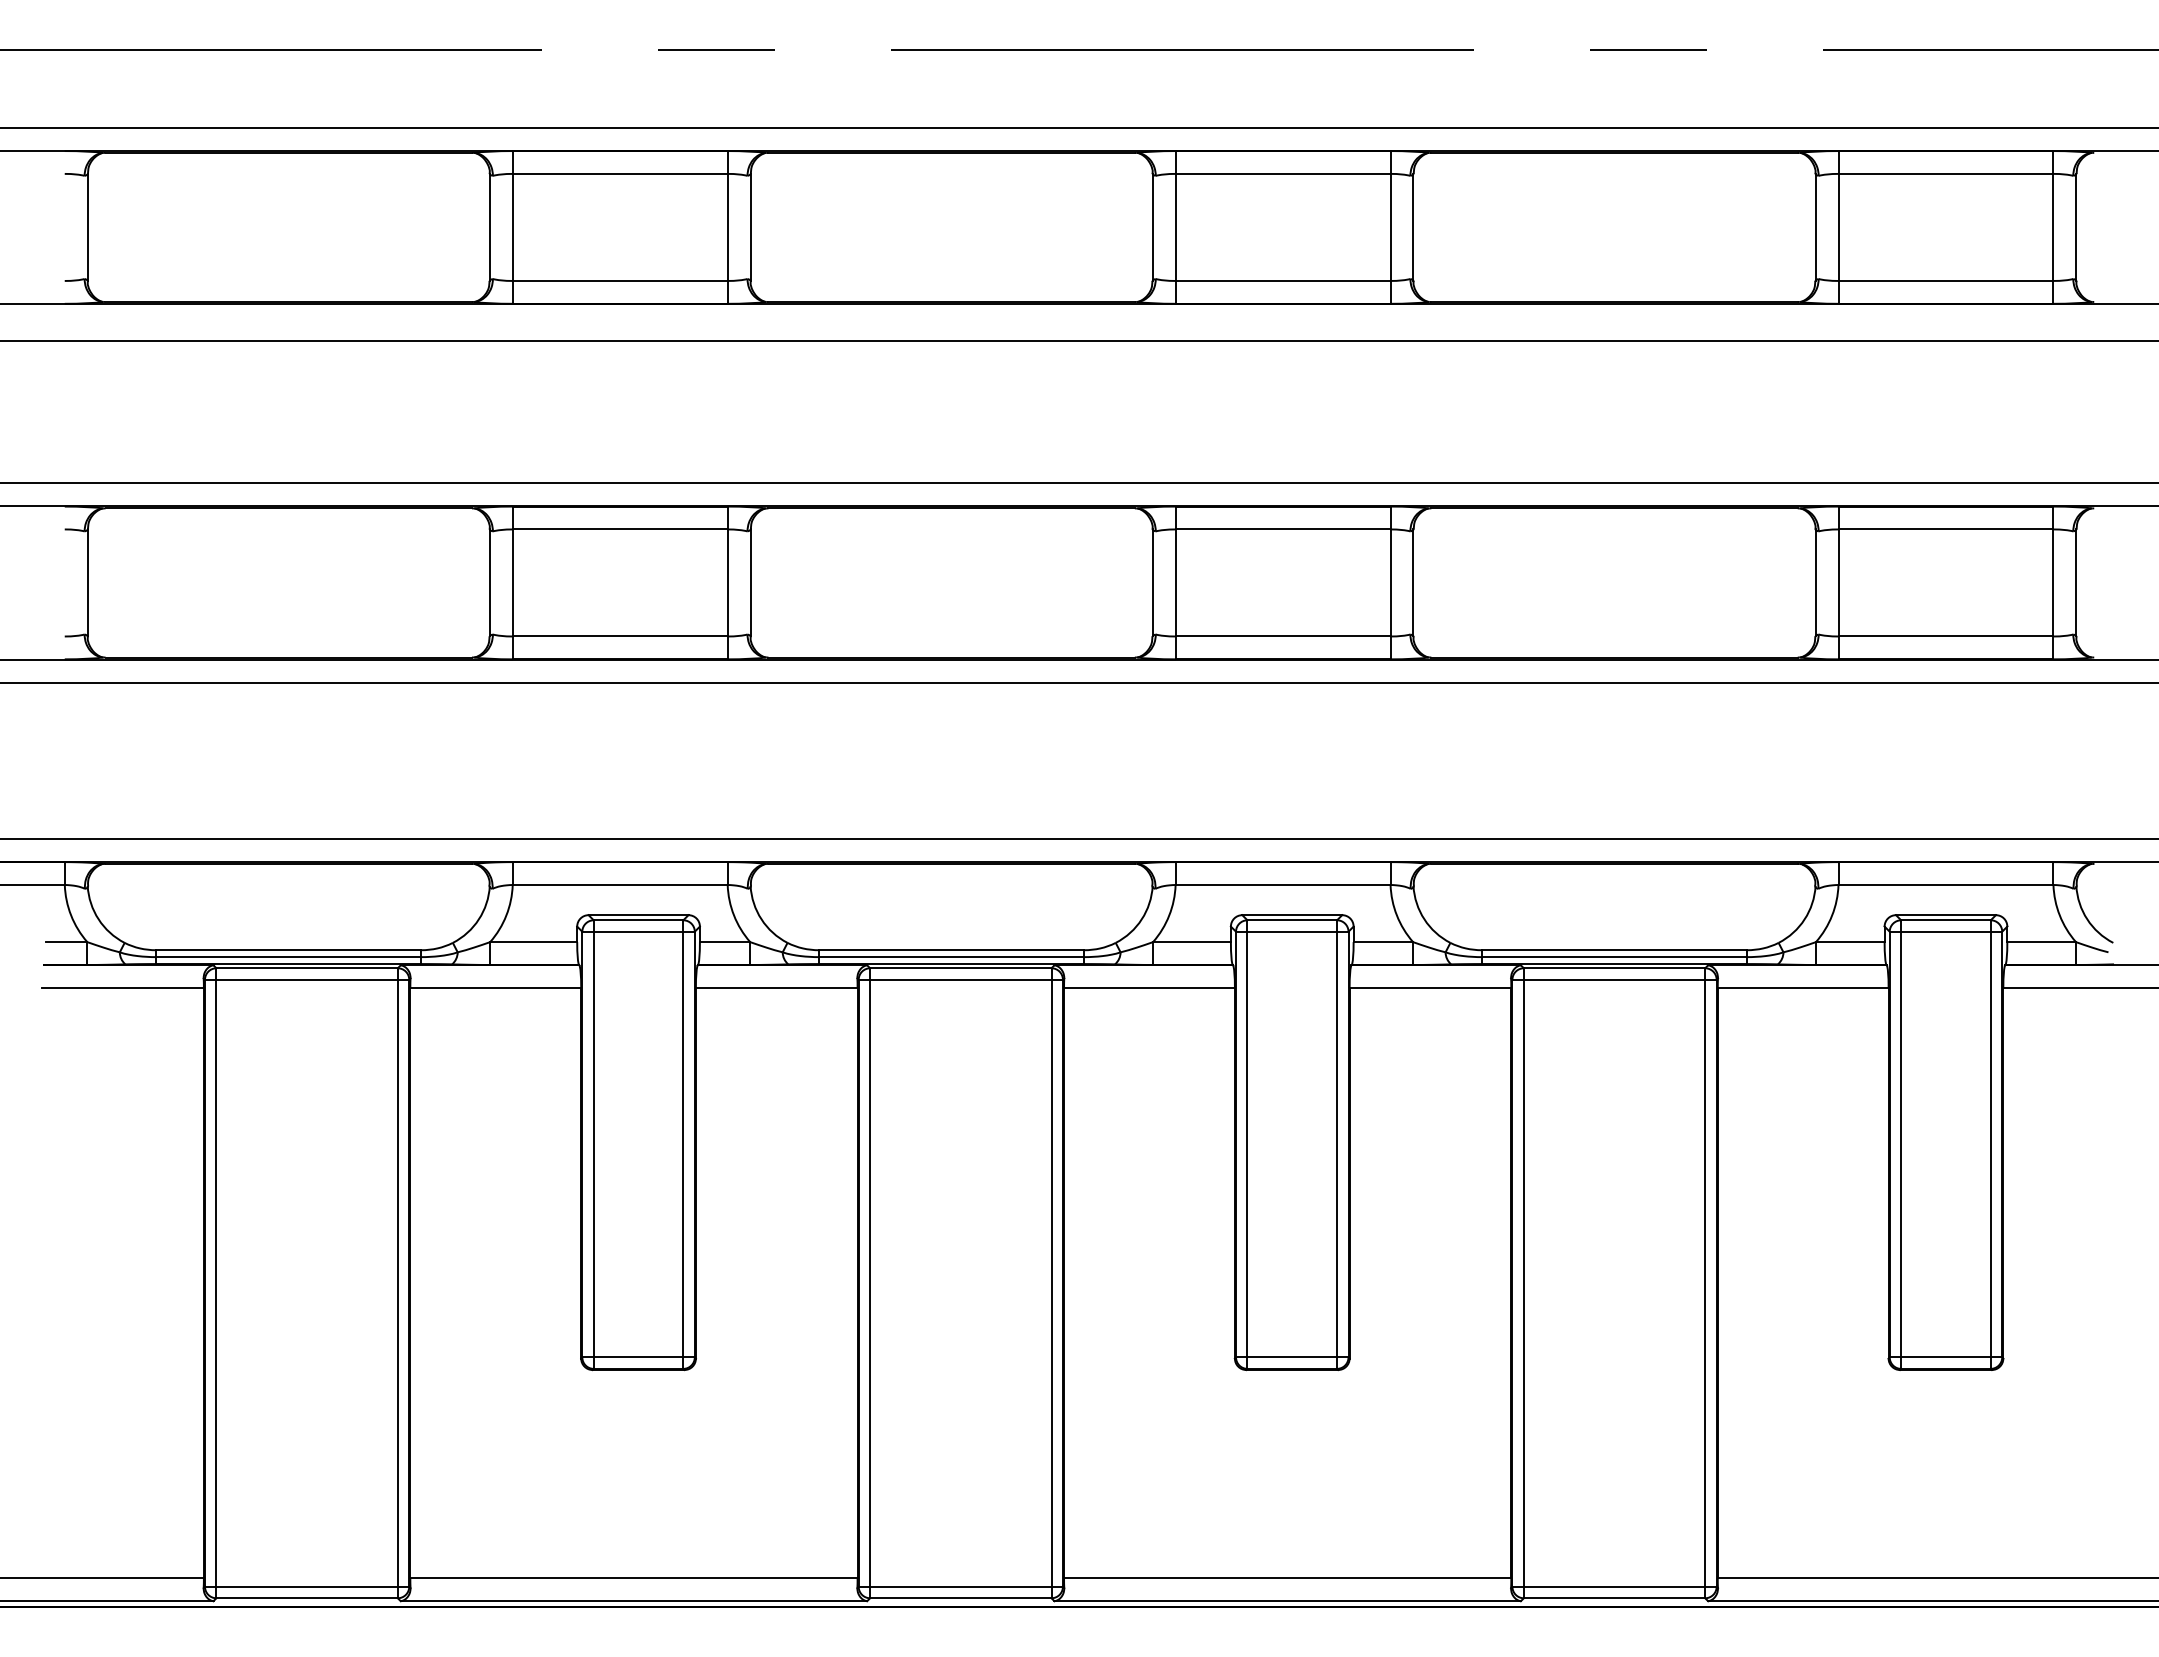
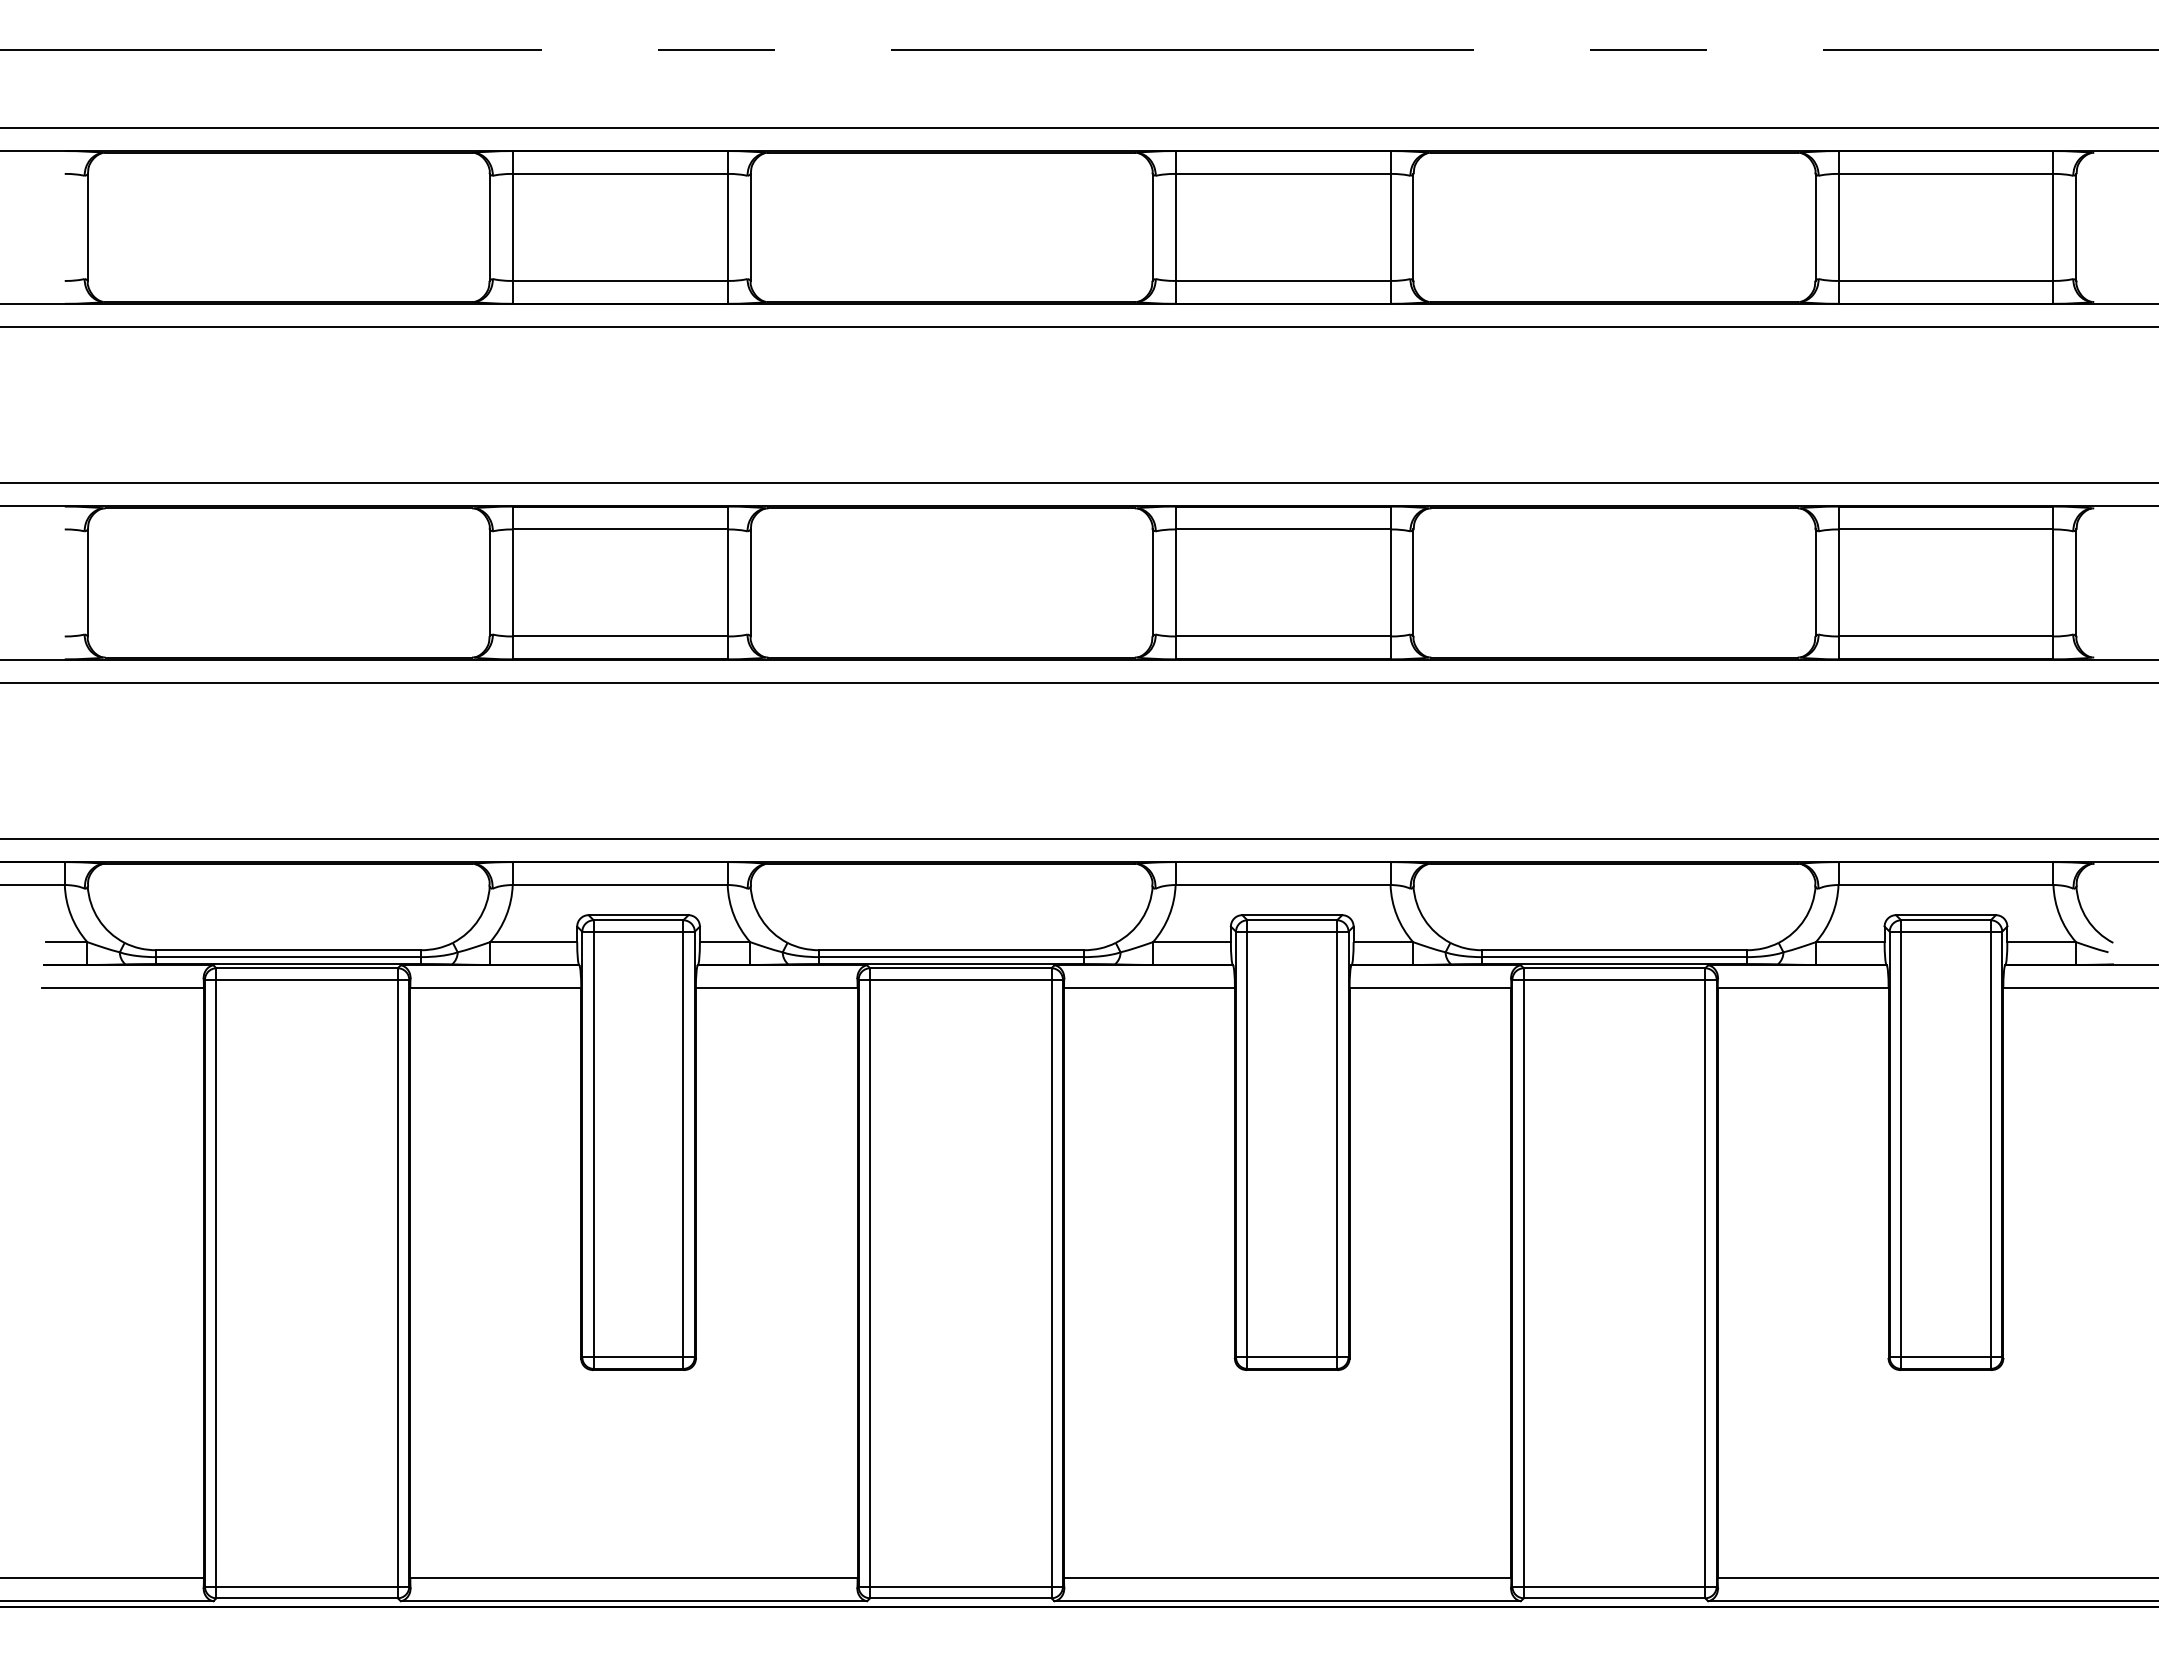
line position: (1078, 341) -> (1078, 327) (1078, 327)
